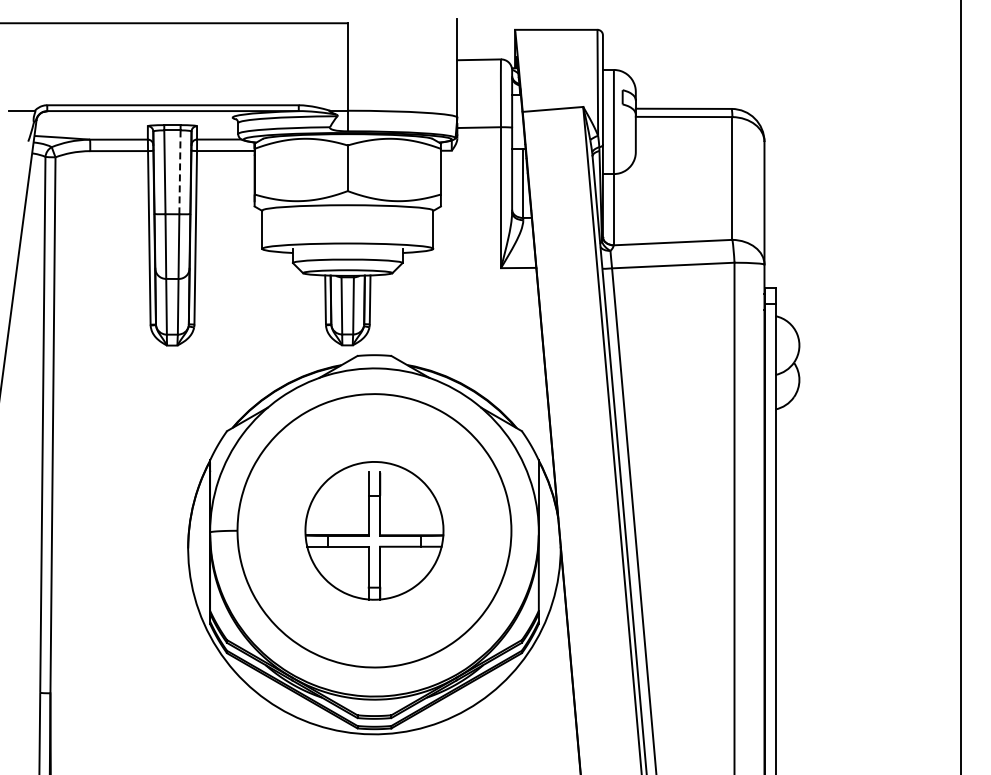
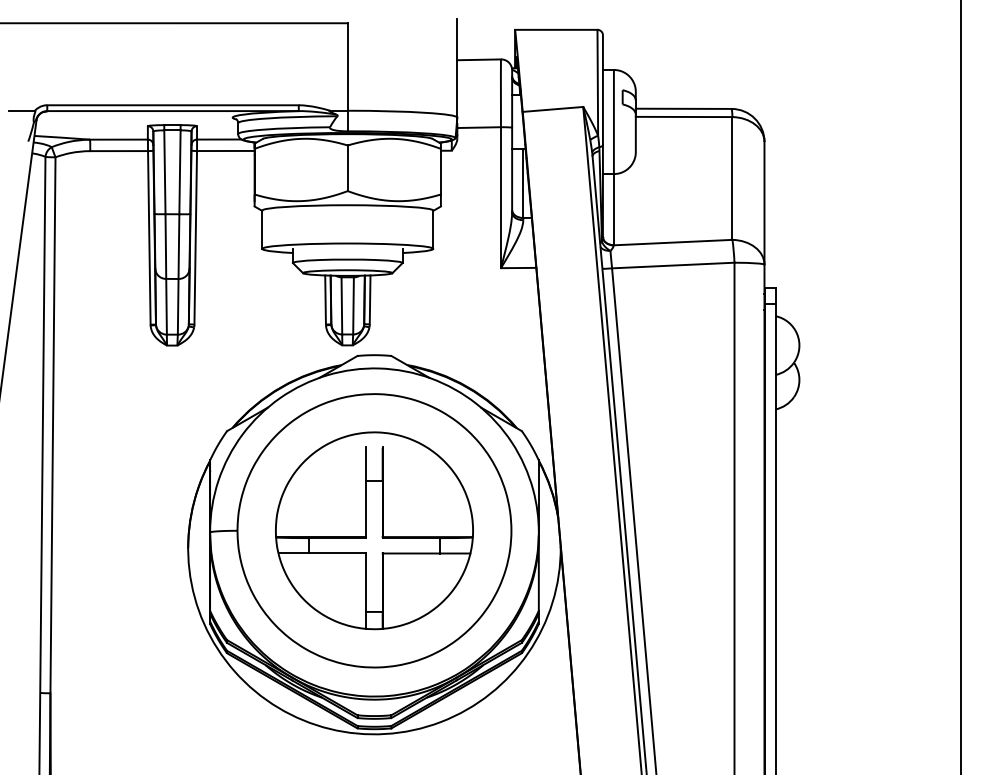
line: dashed -> solid (179, 172)
part size: 141x140 px -> 199x200 px (374, 530)
